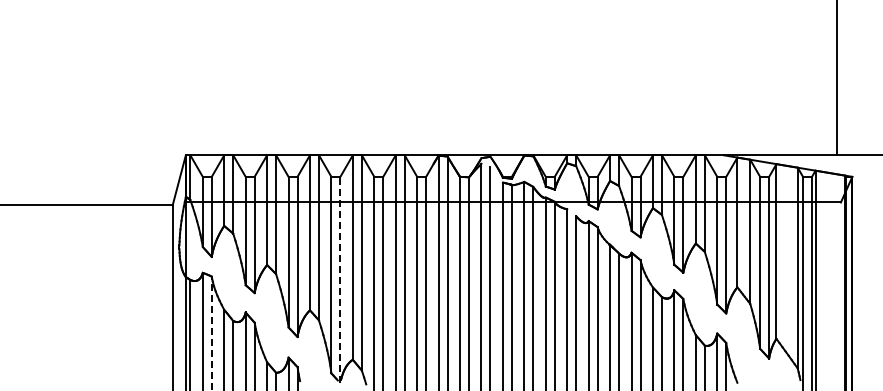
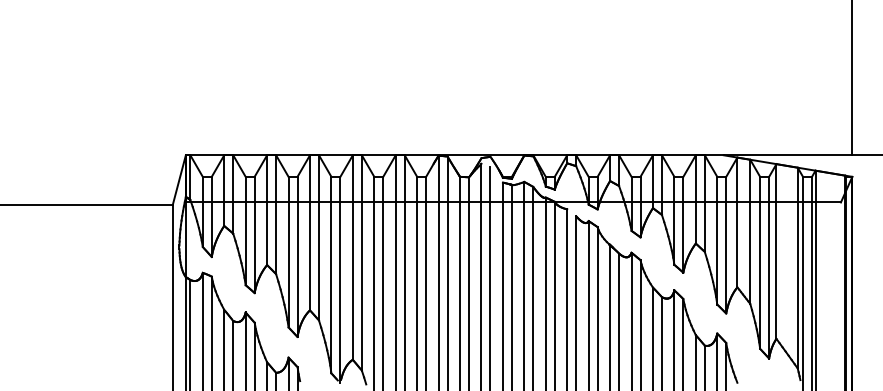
line position: (837, 78) -> (852, 78) (852, 78)
line: dashed -> solid (340, 279)
line: dashed -> solid (211, 333)
